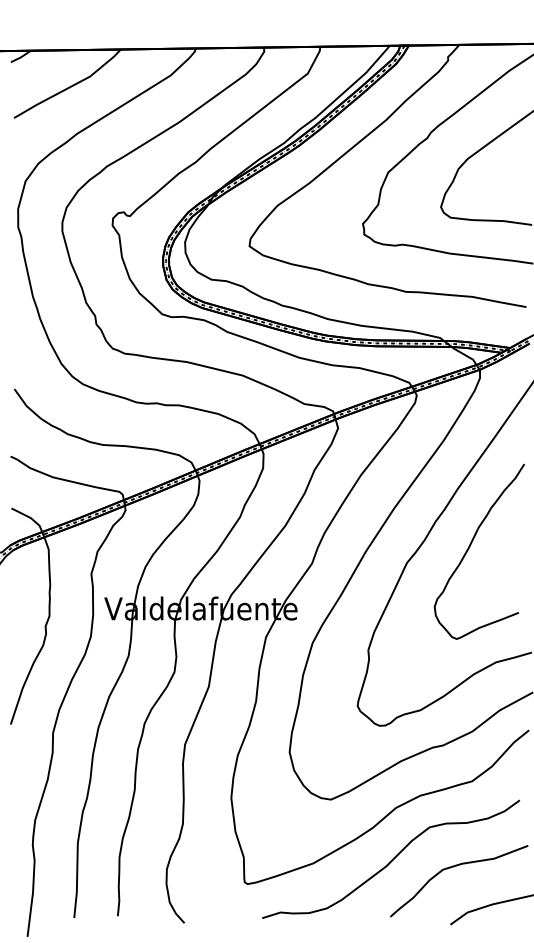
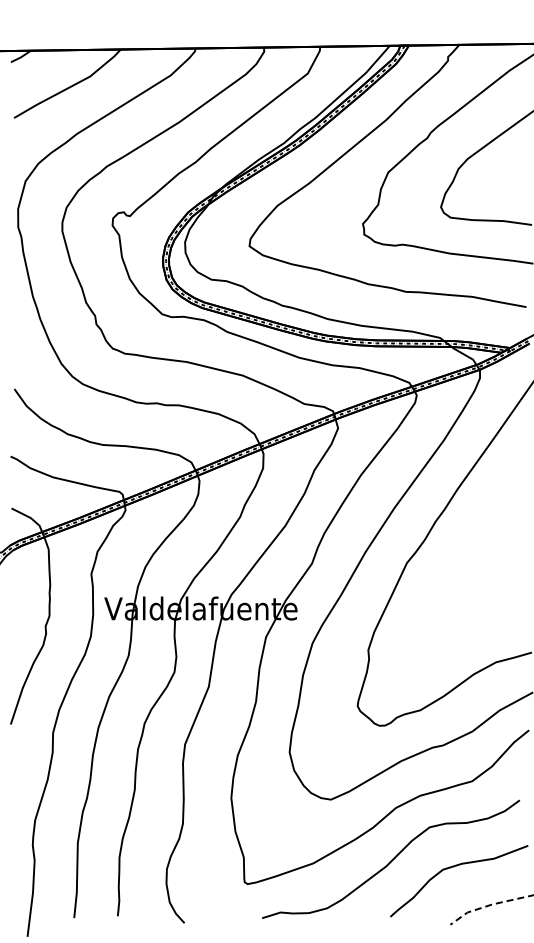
curve: present -> none (470, 547)
line: solid -> dashed (489, 905)
